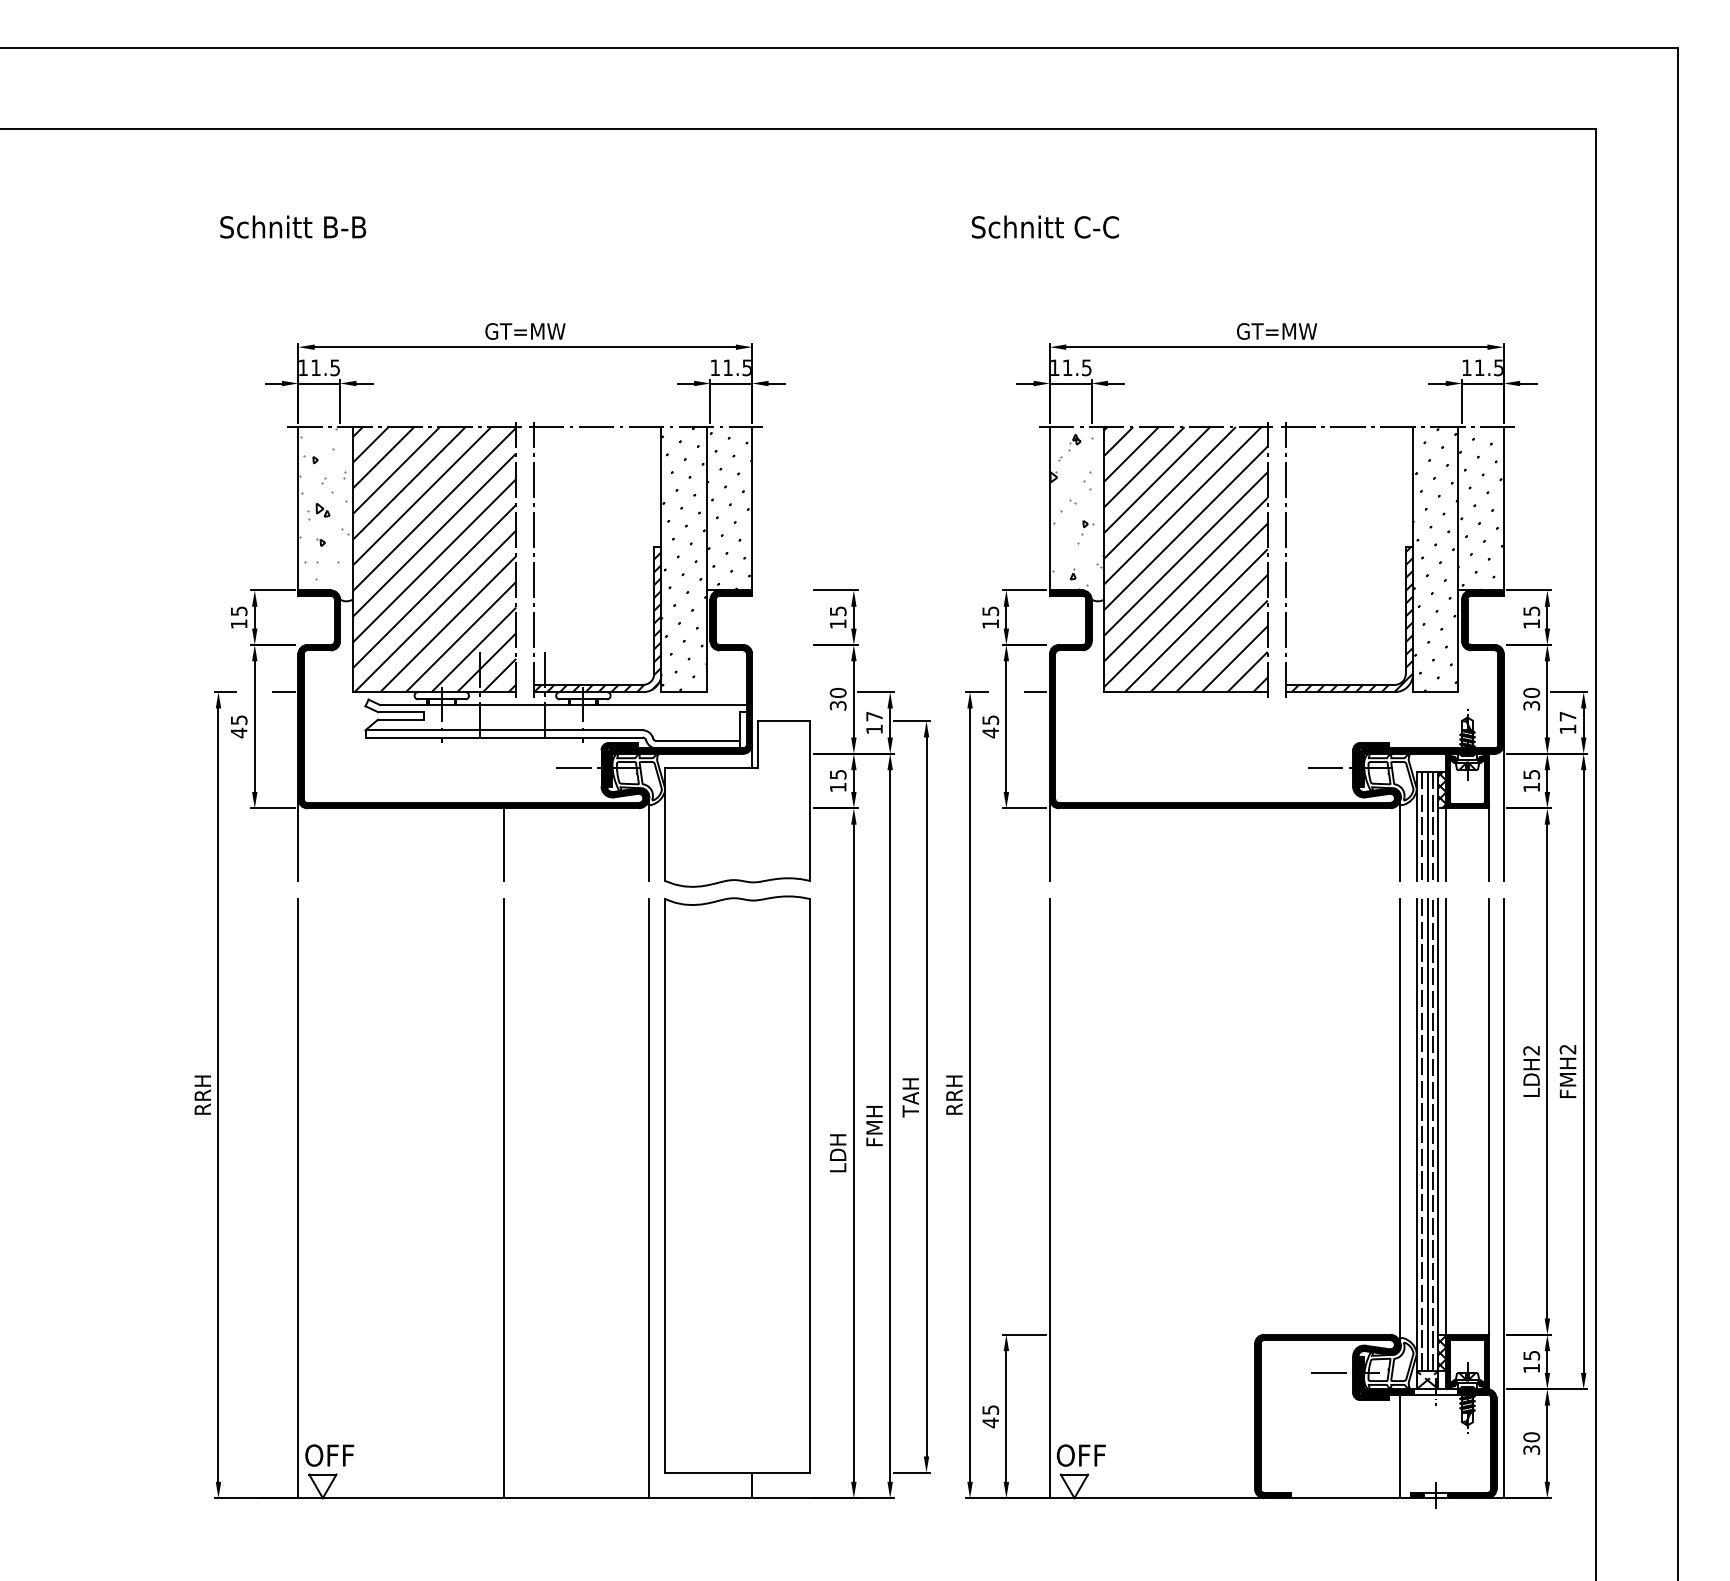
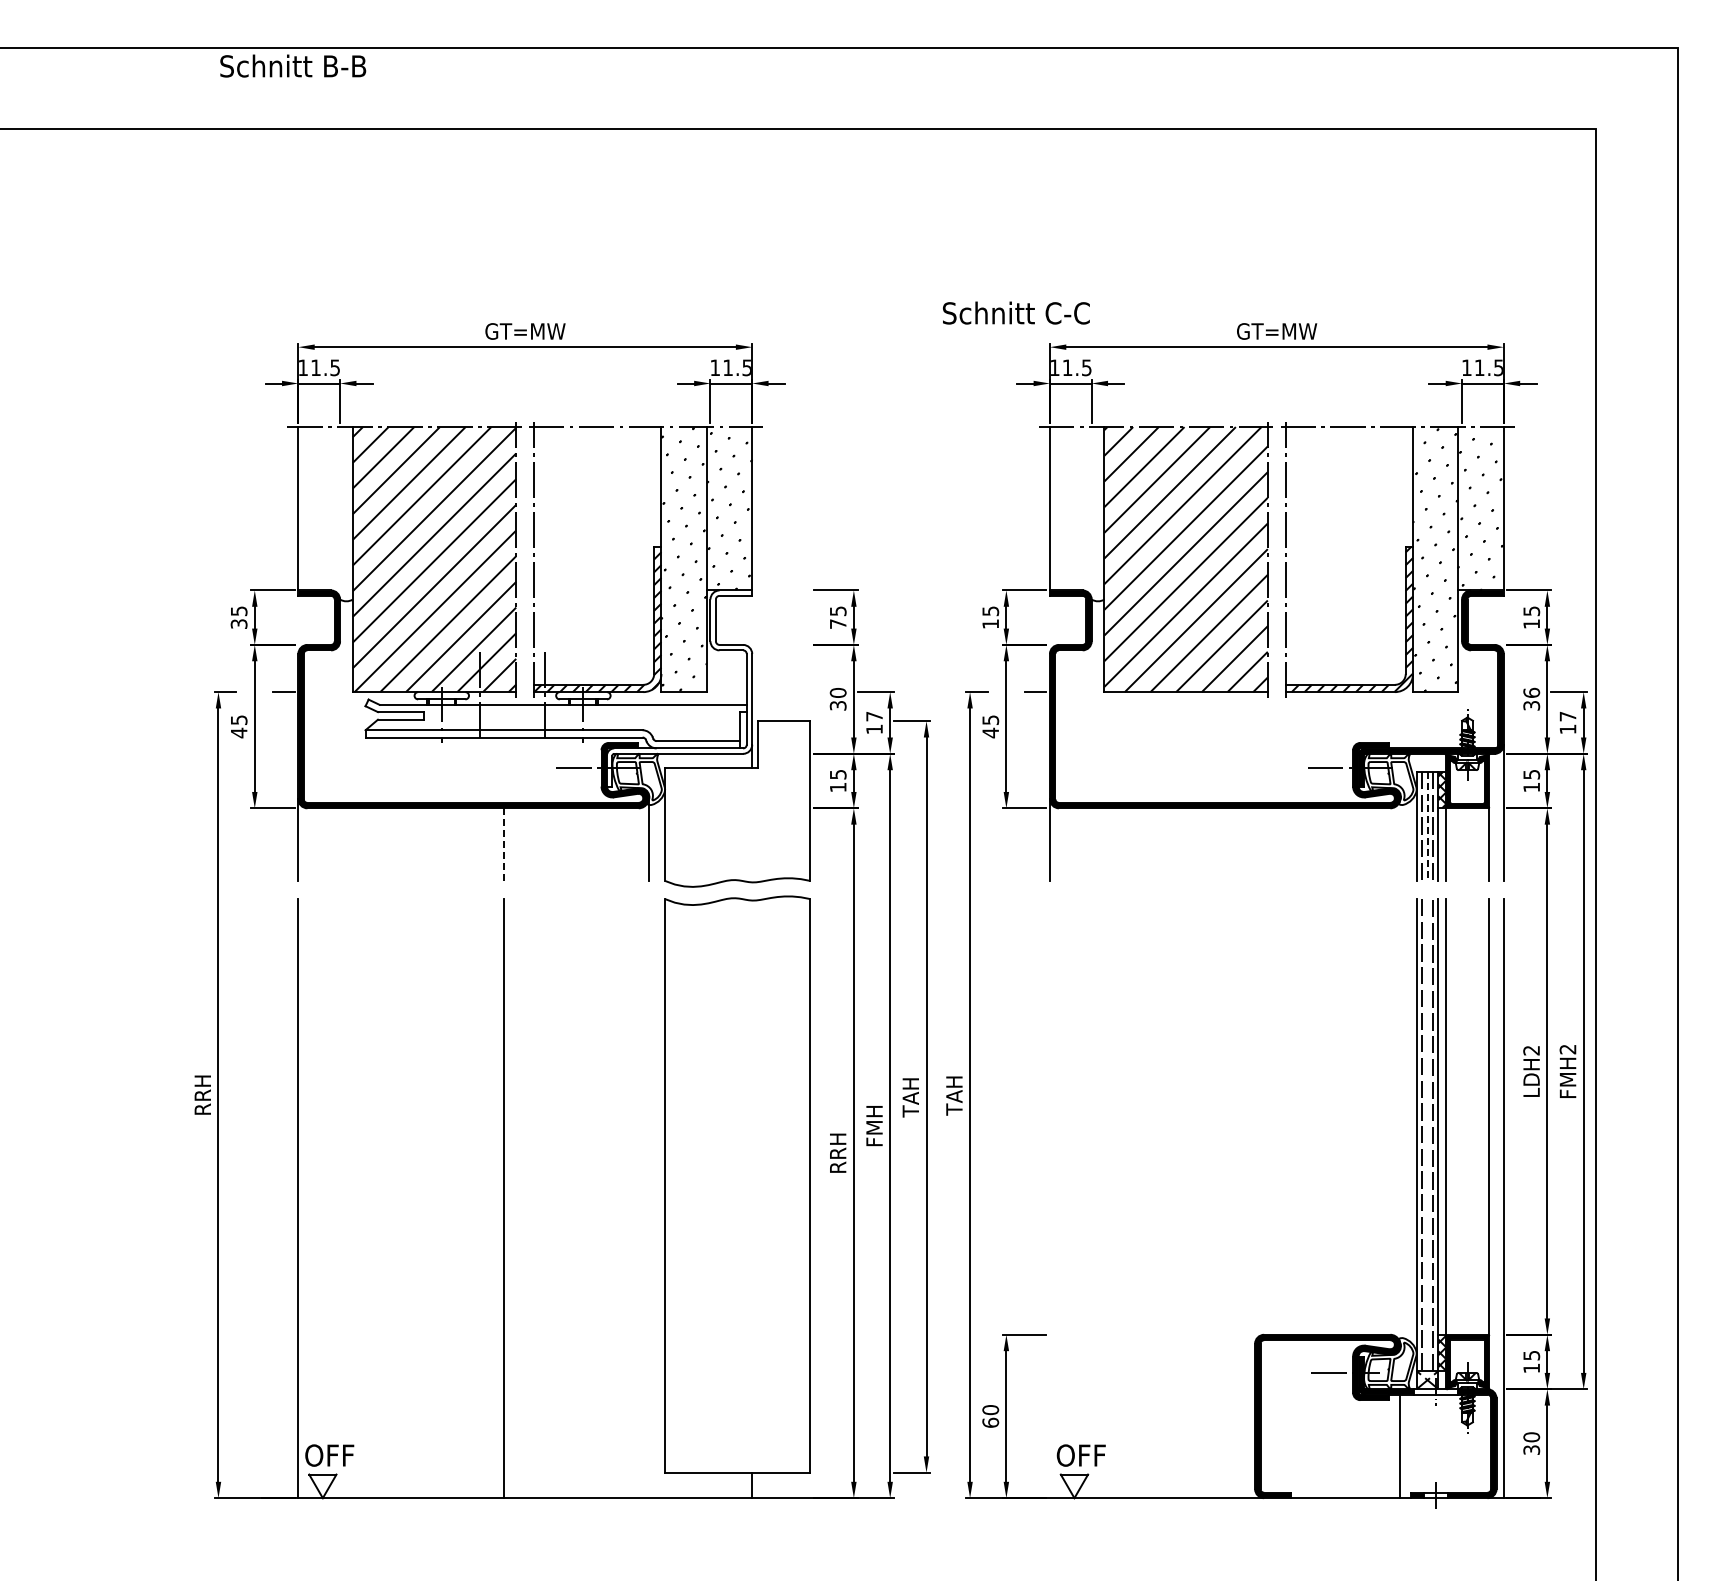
text position: (293, 226) -> (293, 65) (293, 65)
text position: (1045, 226) -> (1016, 312) (1016, 312)
hatch: present -> none (322, 503)
hatch: present -> none (1077, 511)
text: 15 -> 35 (238, 623)
text: 15 -> 75 (838, 623)
fill: present -> none (679, 688)
text: 30 -> 36 (1531, 692)
line: solid -> dashed (1427, 826)
line: present -> none (1400, 839)
line: solid -> dashed (503, 845)
text: RRH -> TAH (954, 1095)
line: present -> none (1400, 1121)
line: present -> none (1427, 1135)
text: LDH -> RRH (838, 1152)
line: present -> none (648, 1198)
line: present -> none (1049, 1198)
text: 45 -> 60 (990, 1416)
